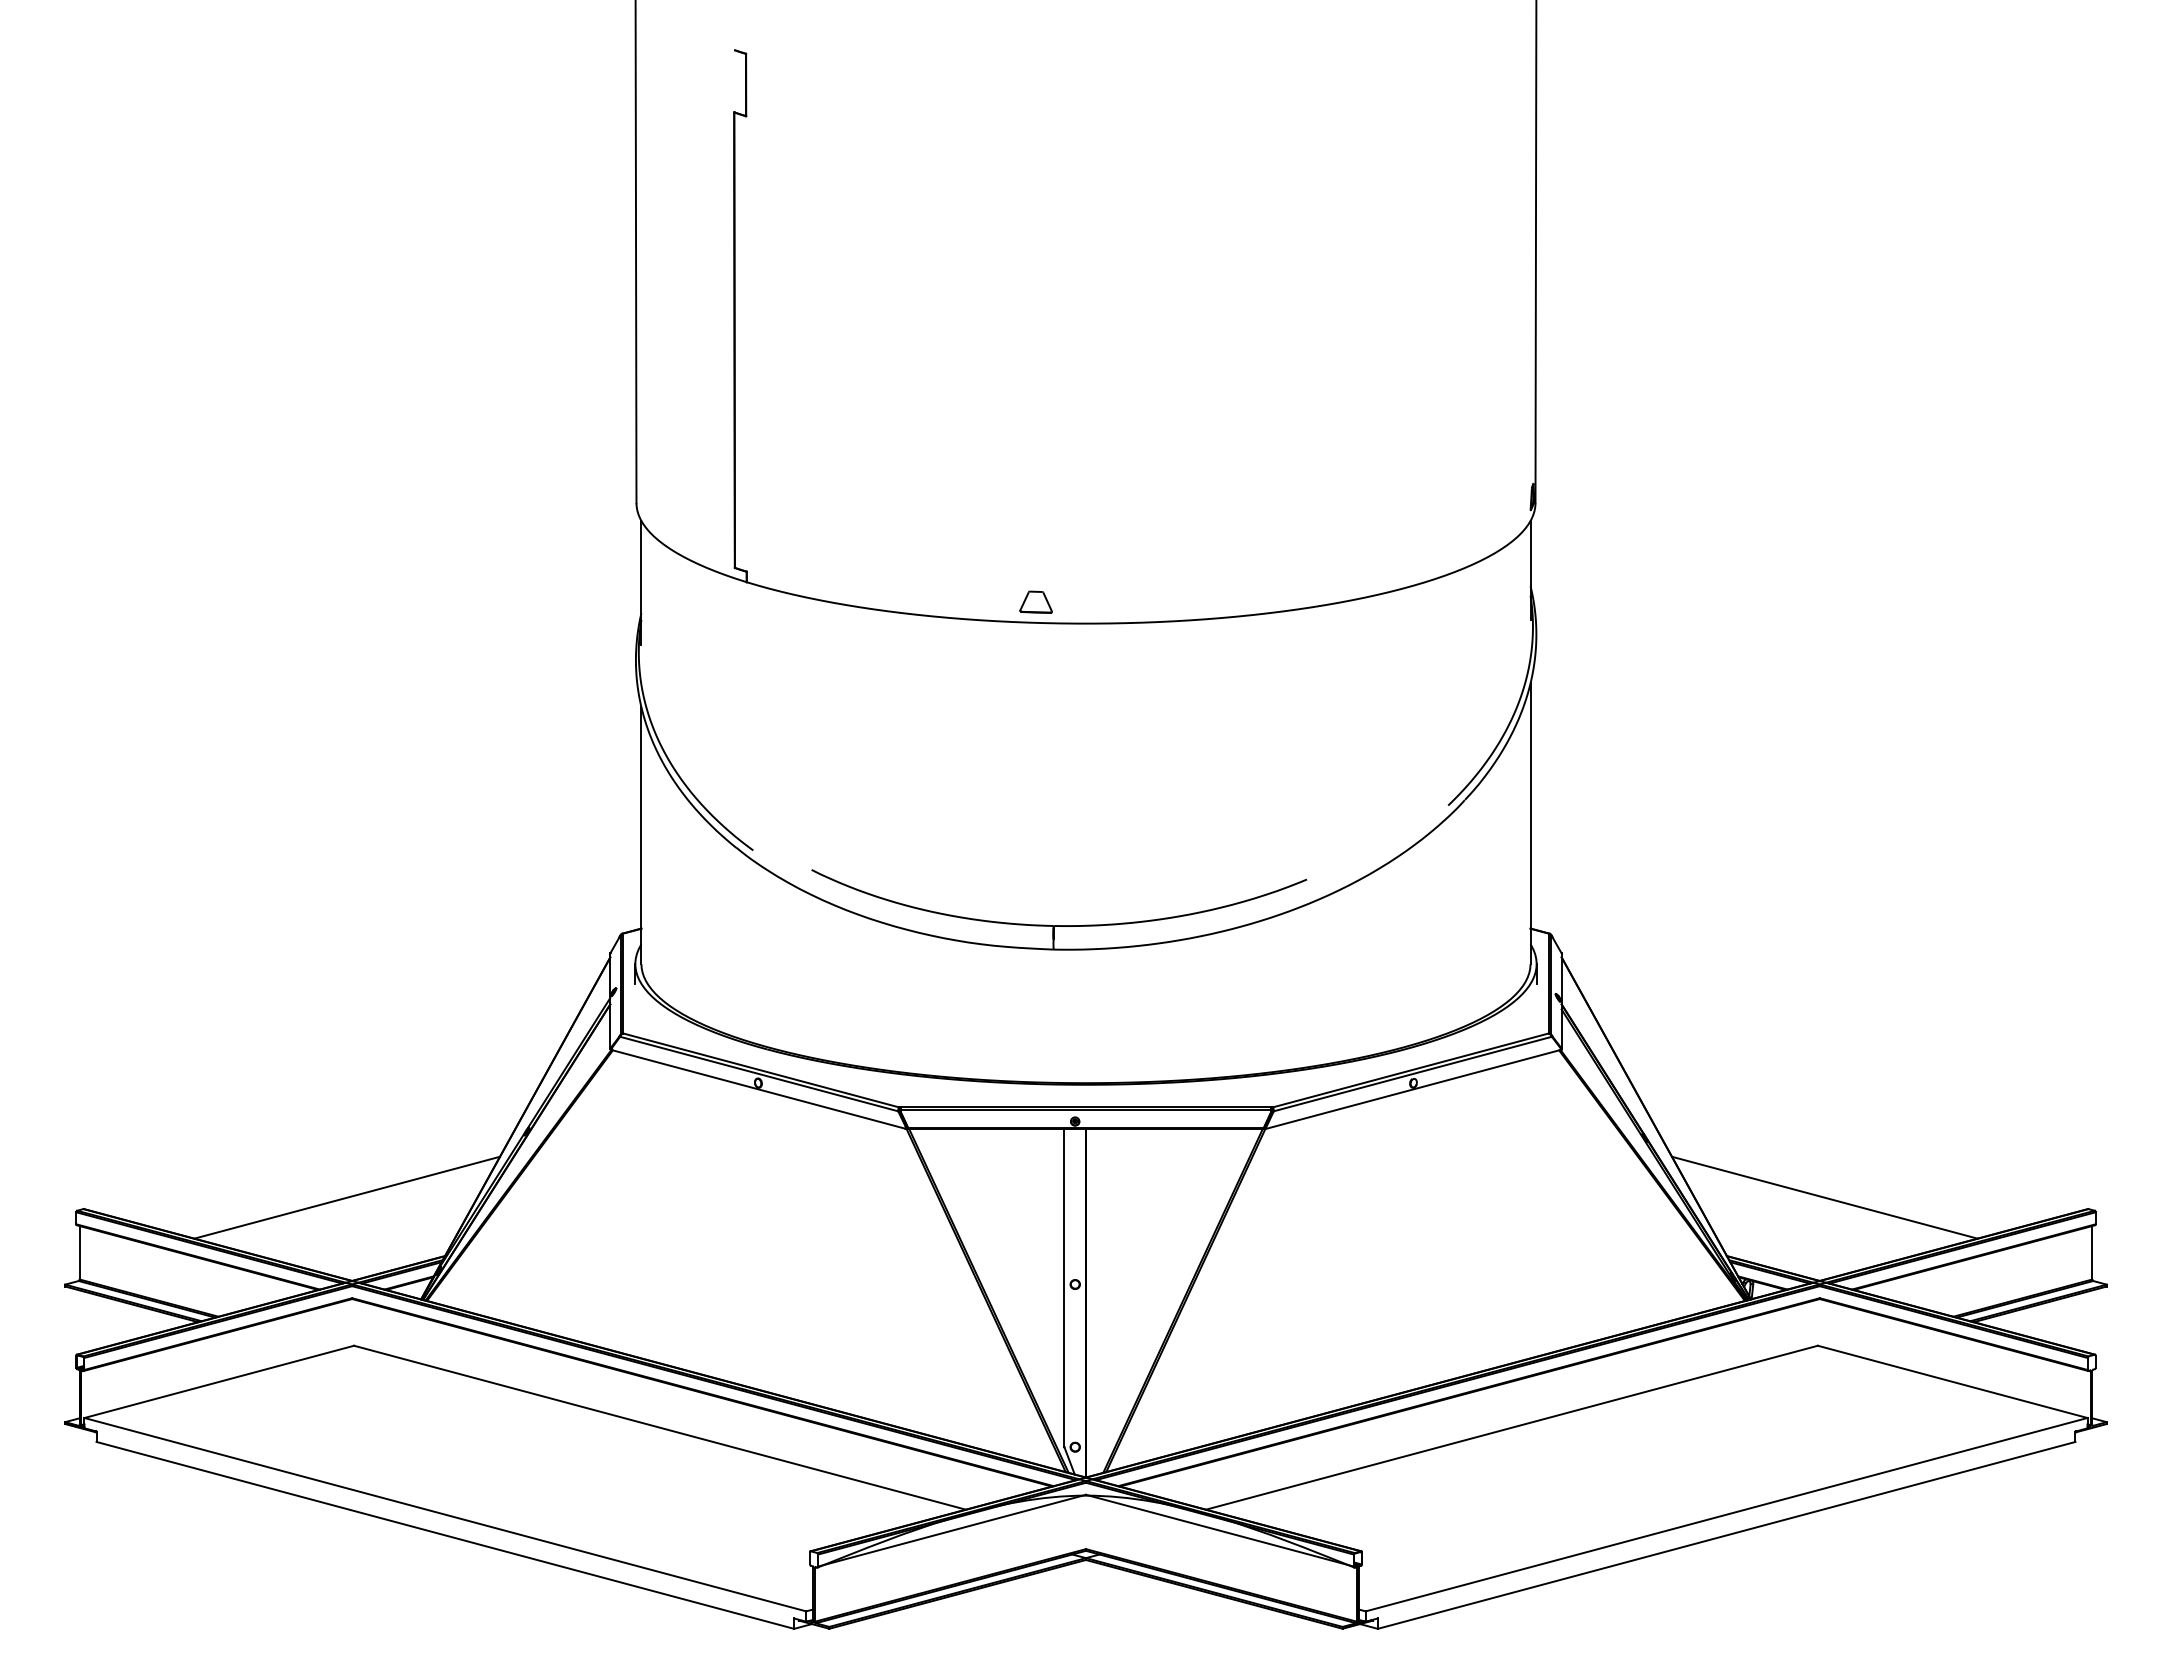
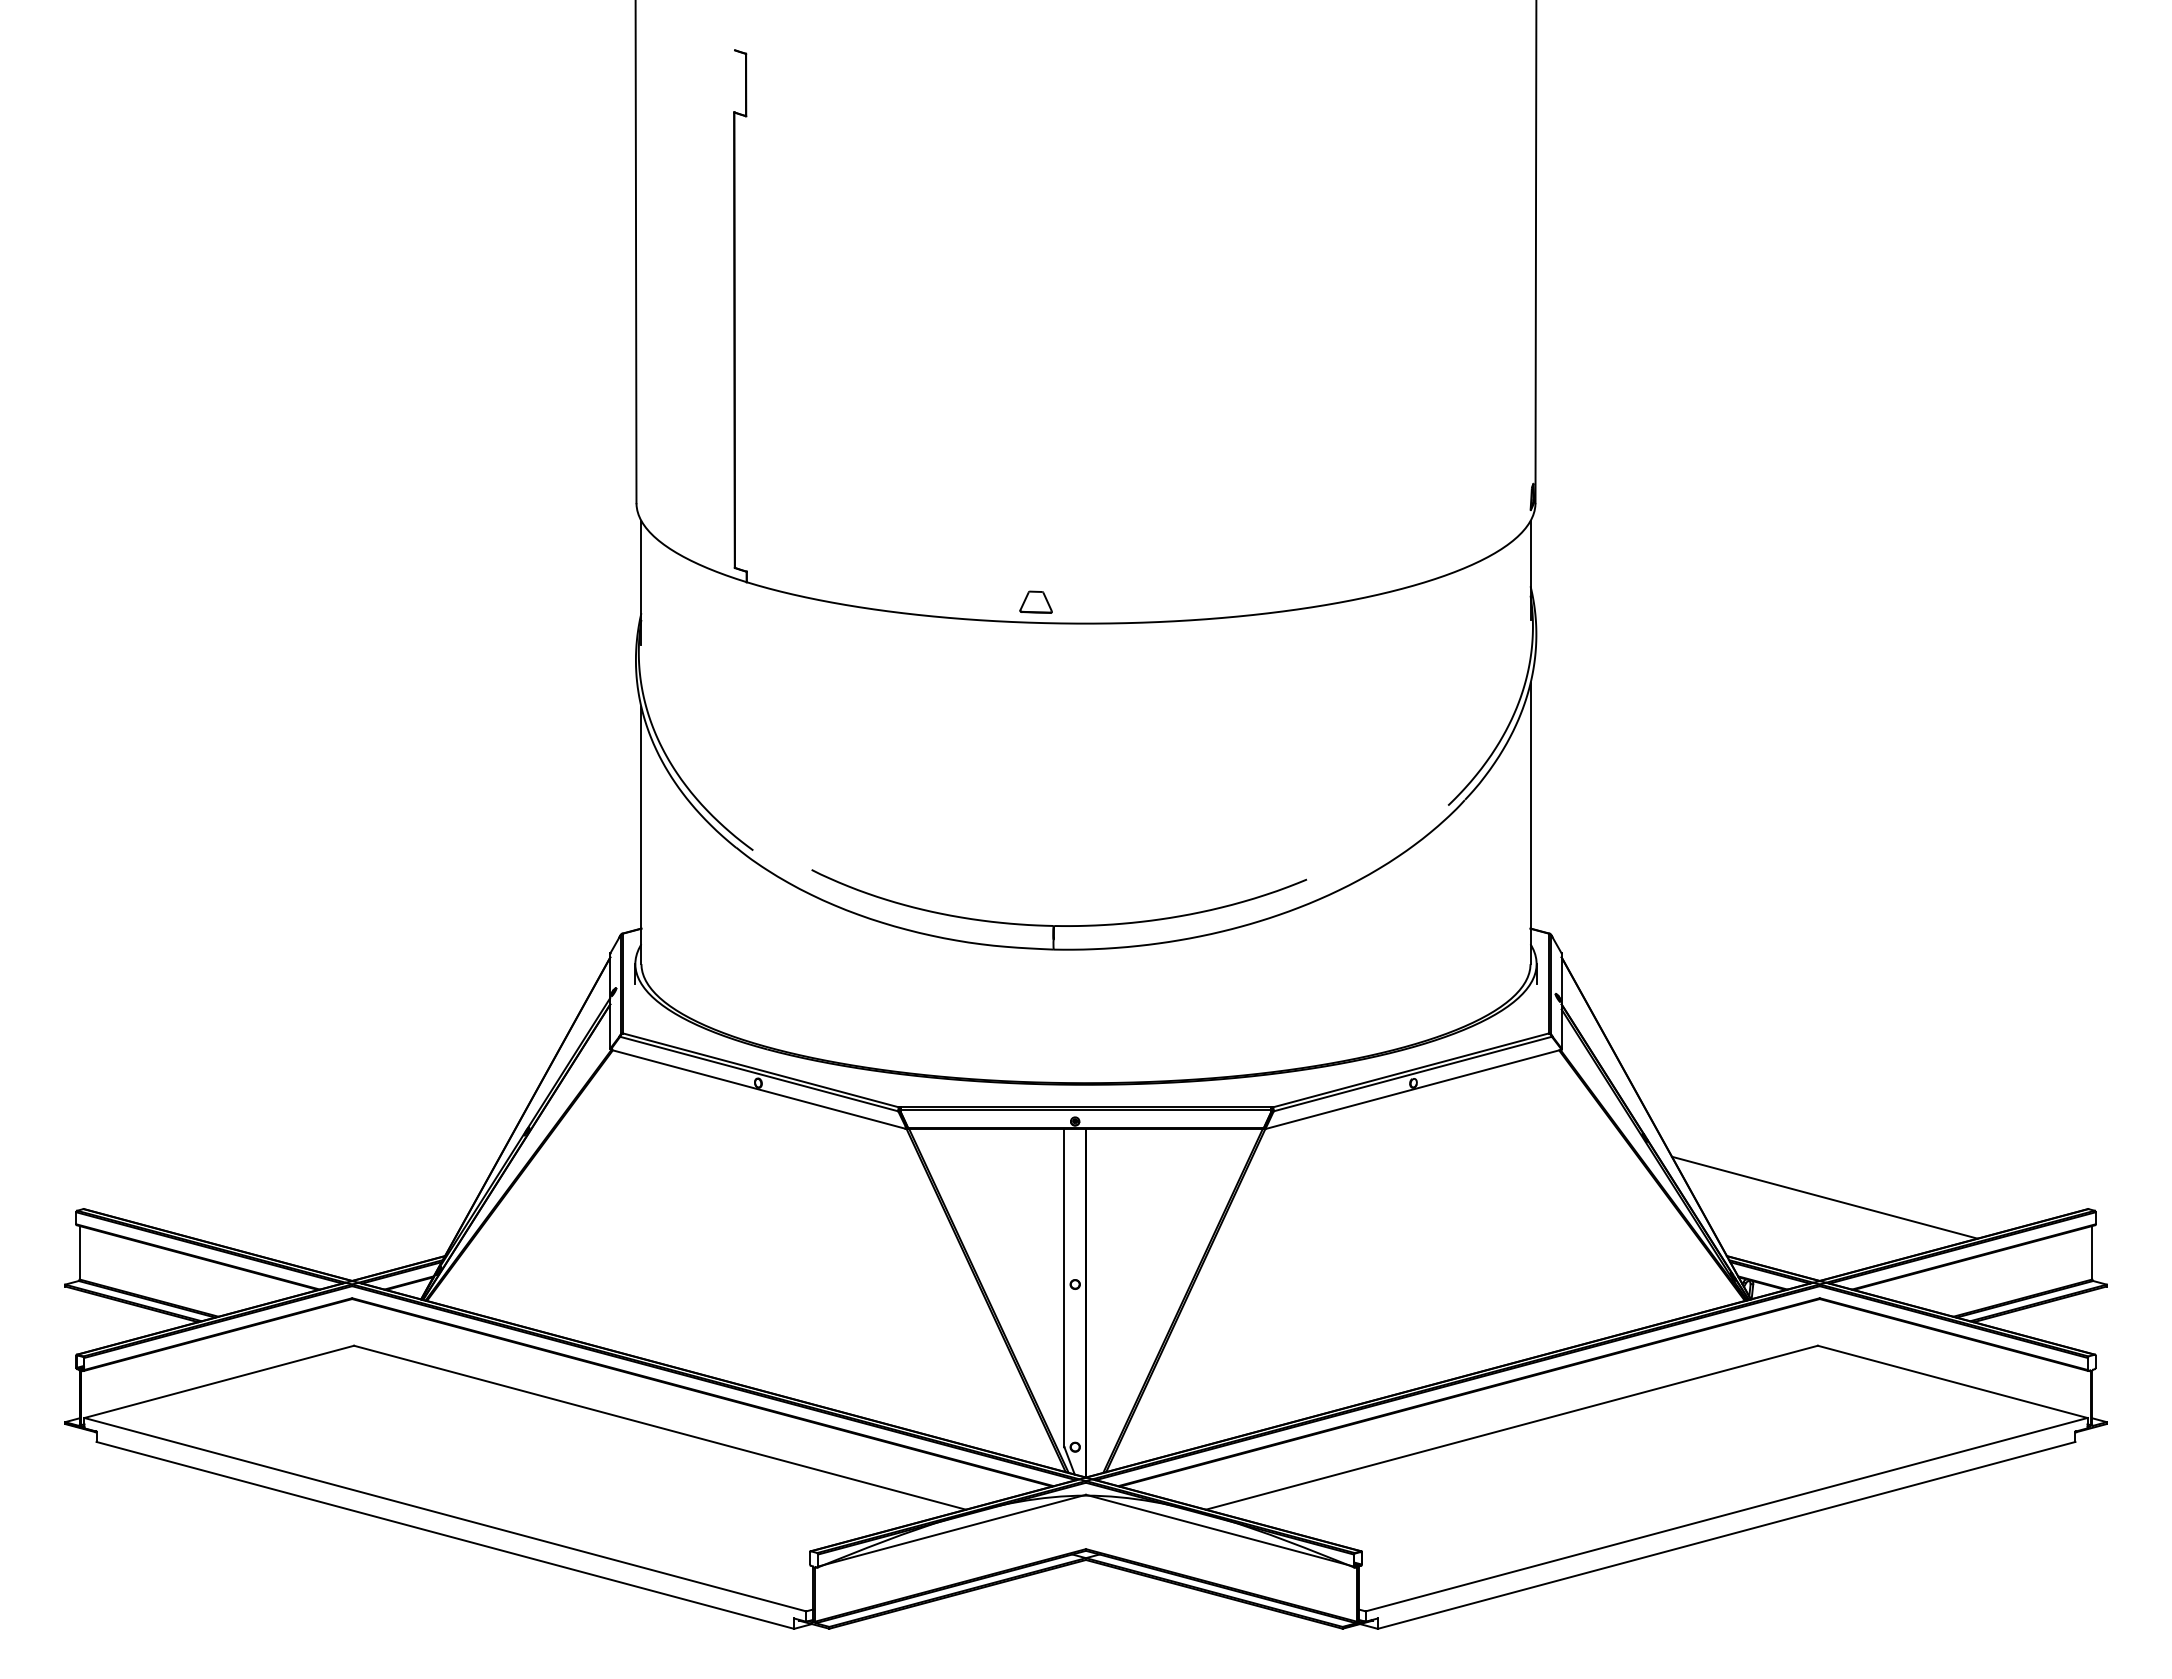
line: present -> none (347, 1197)
